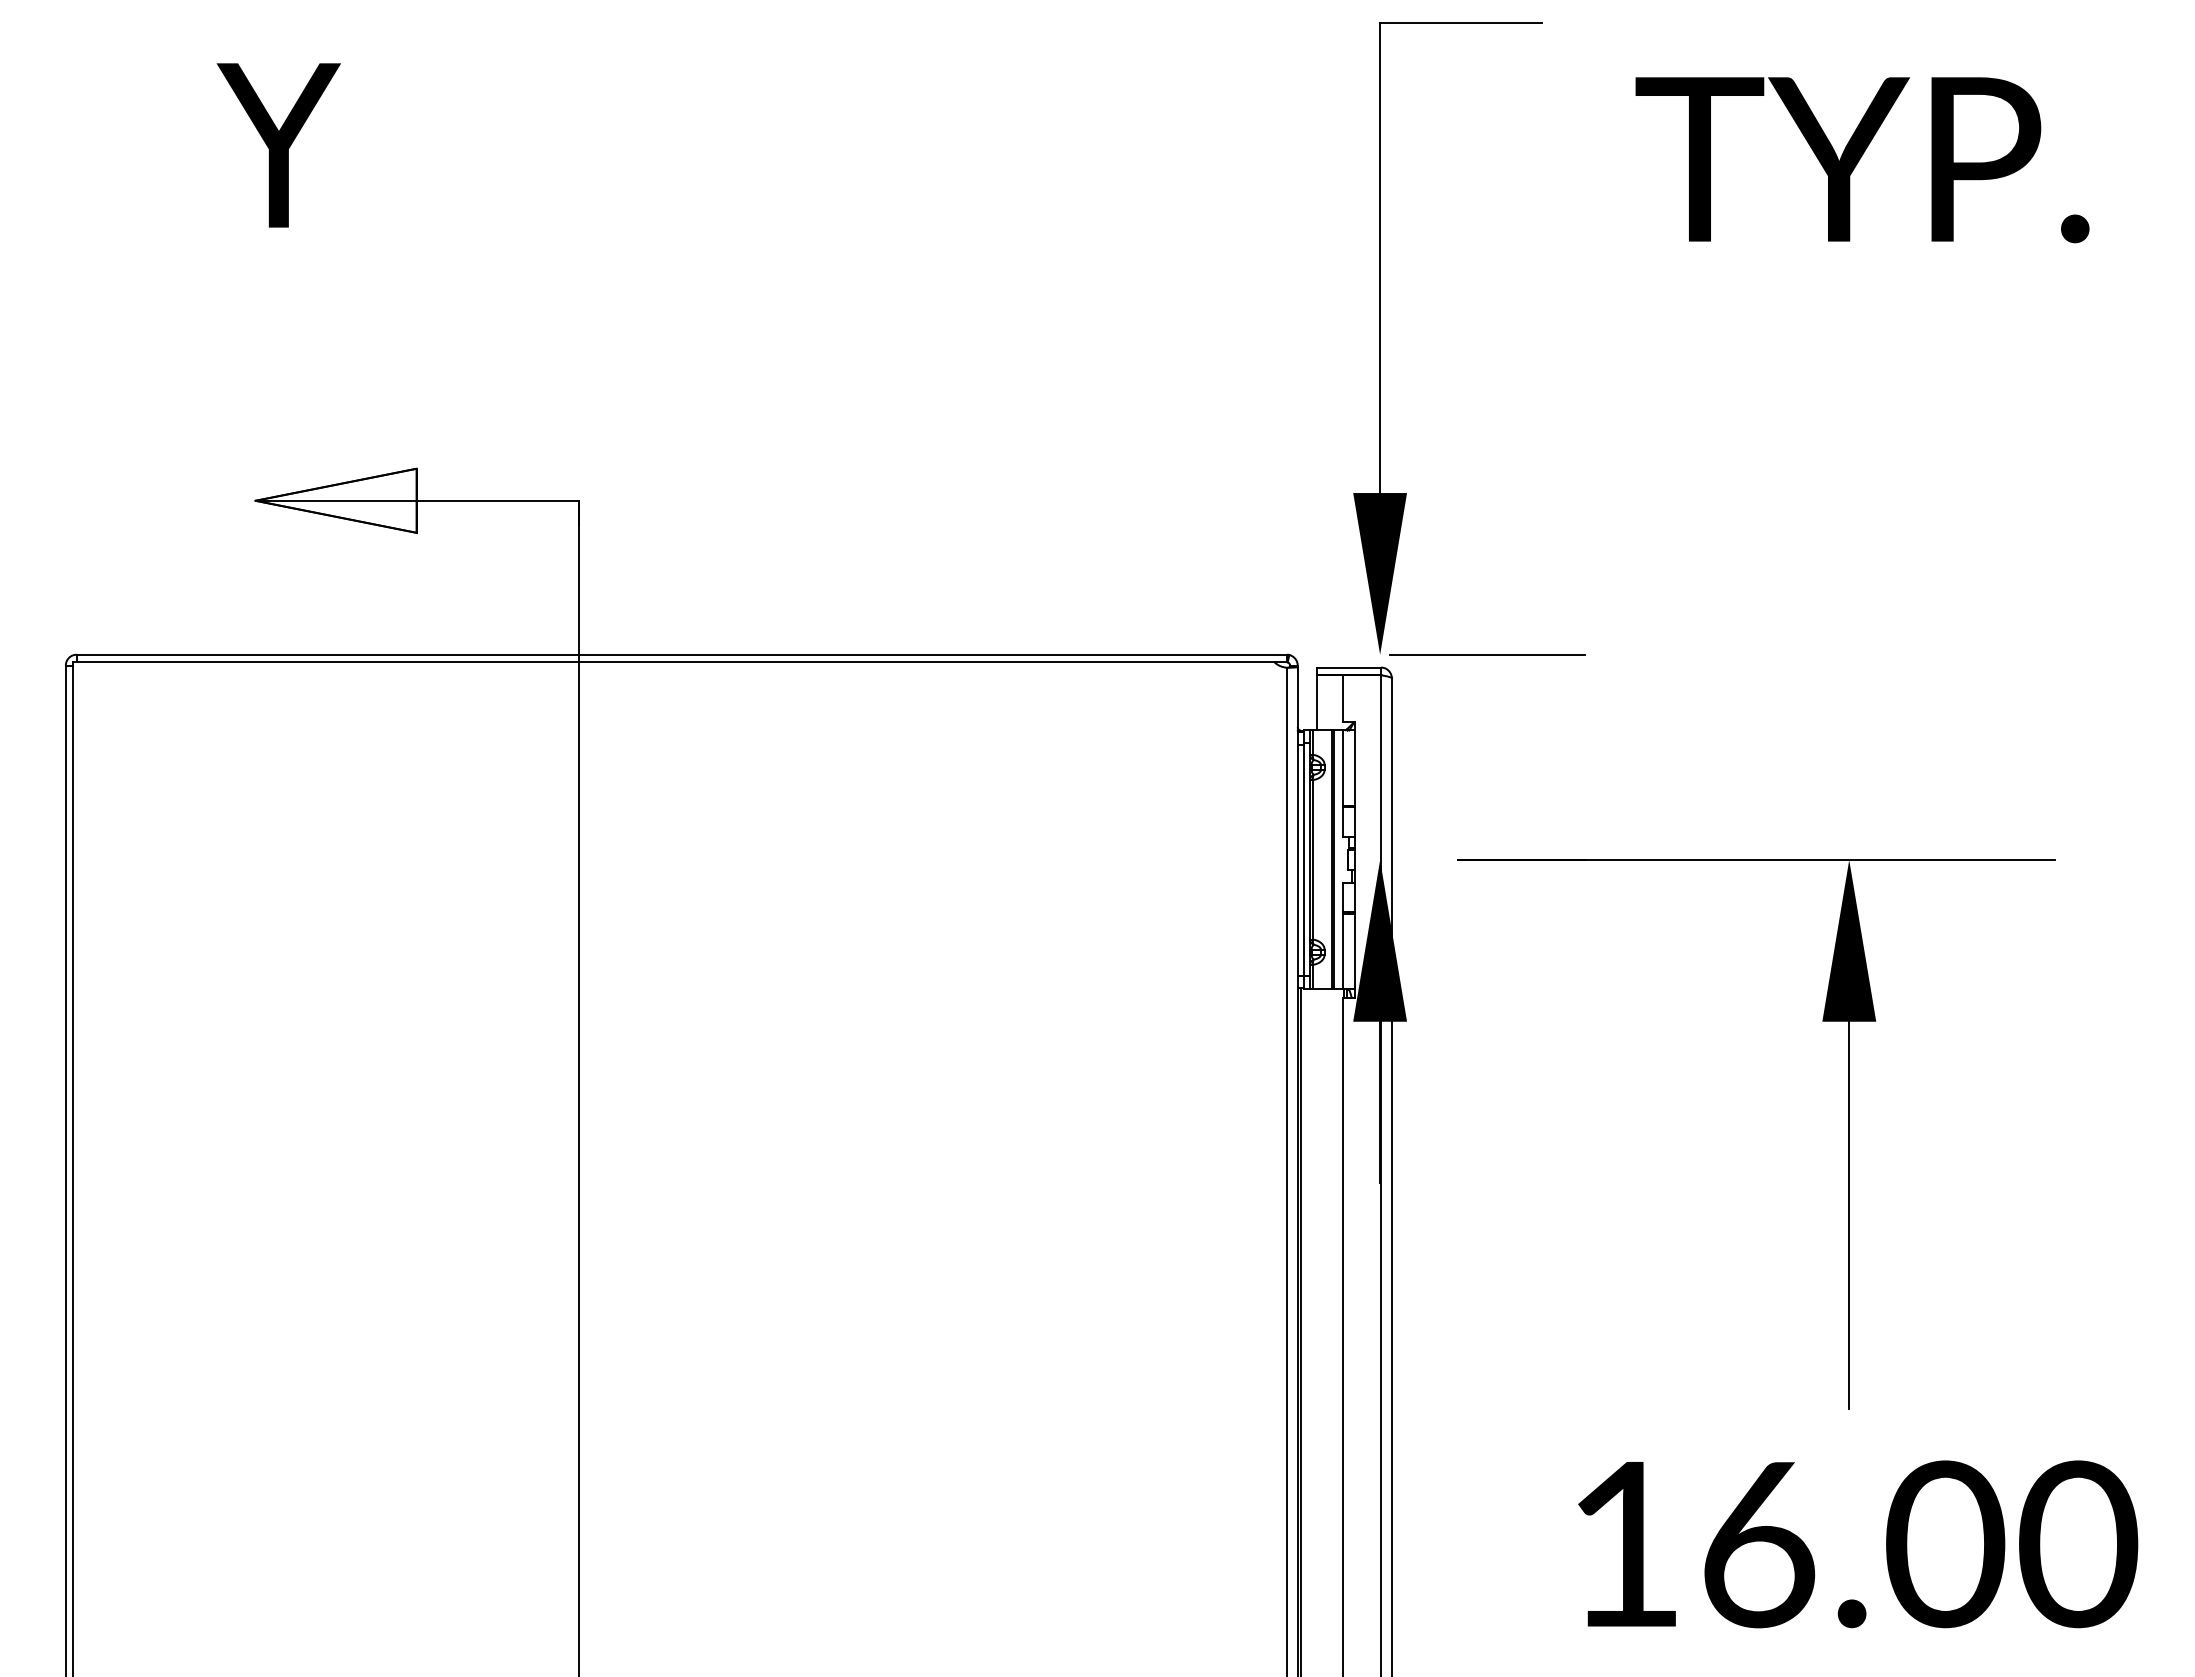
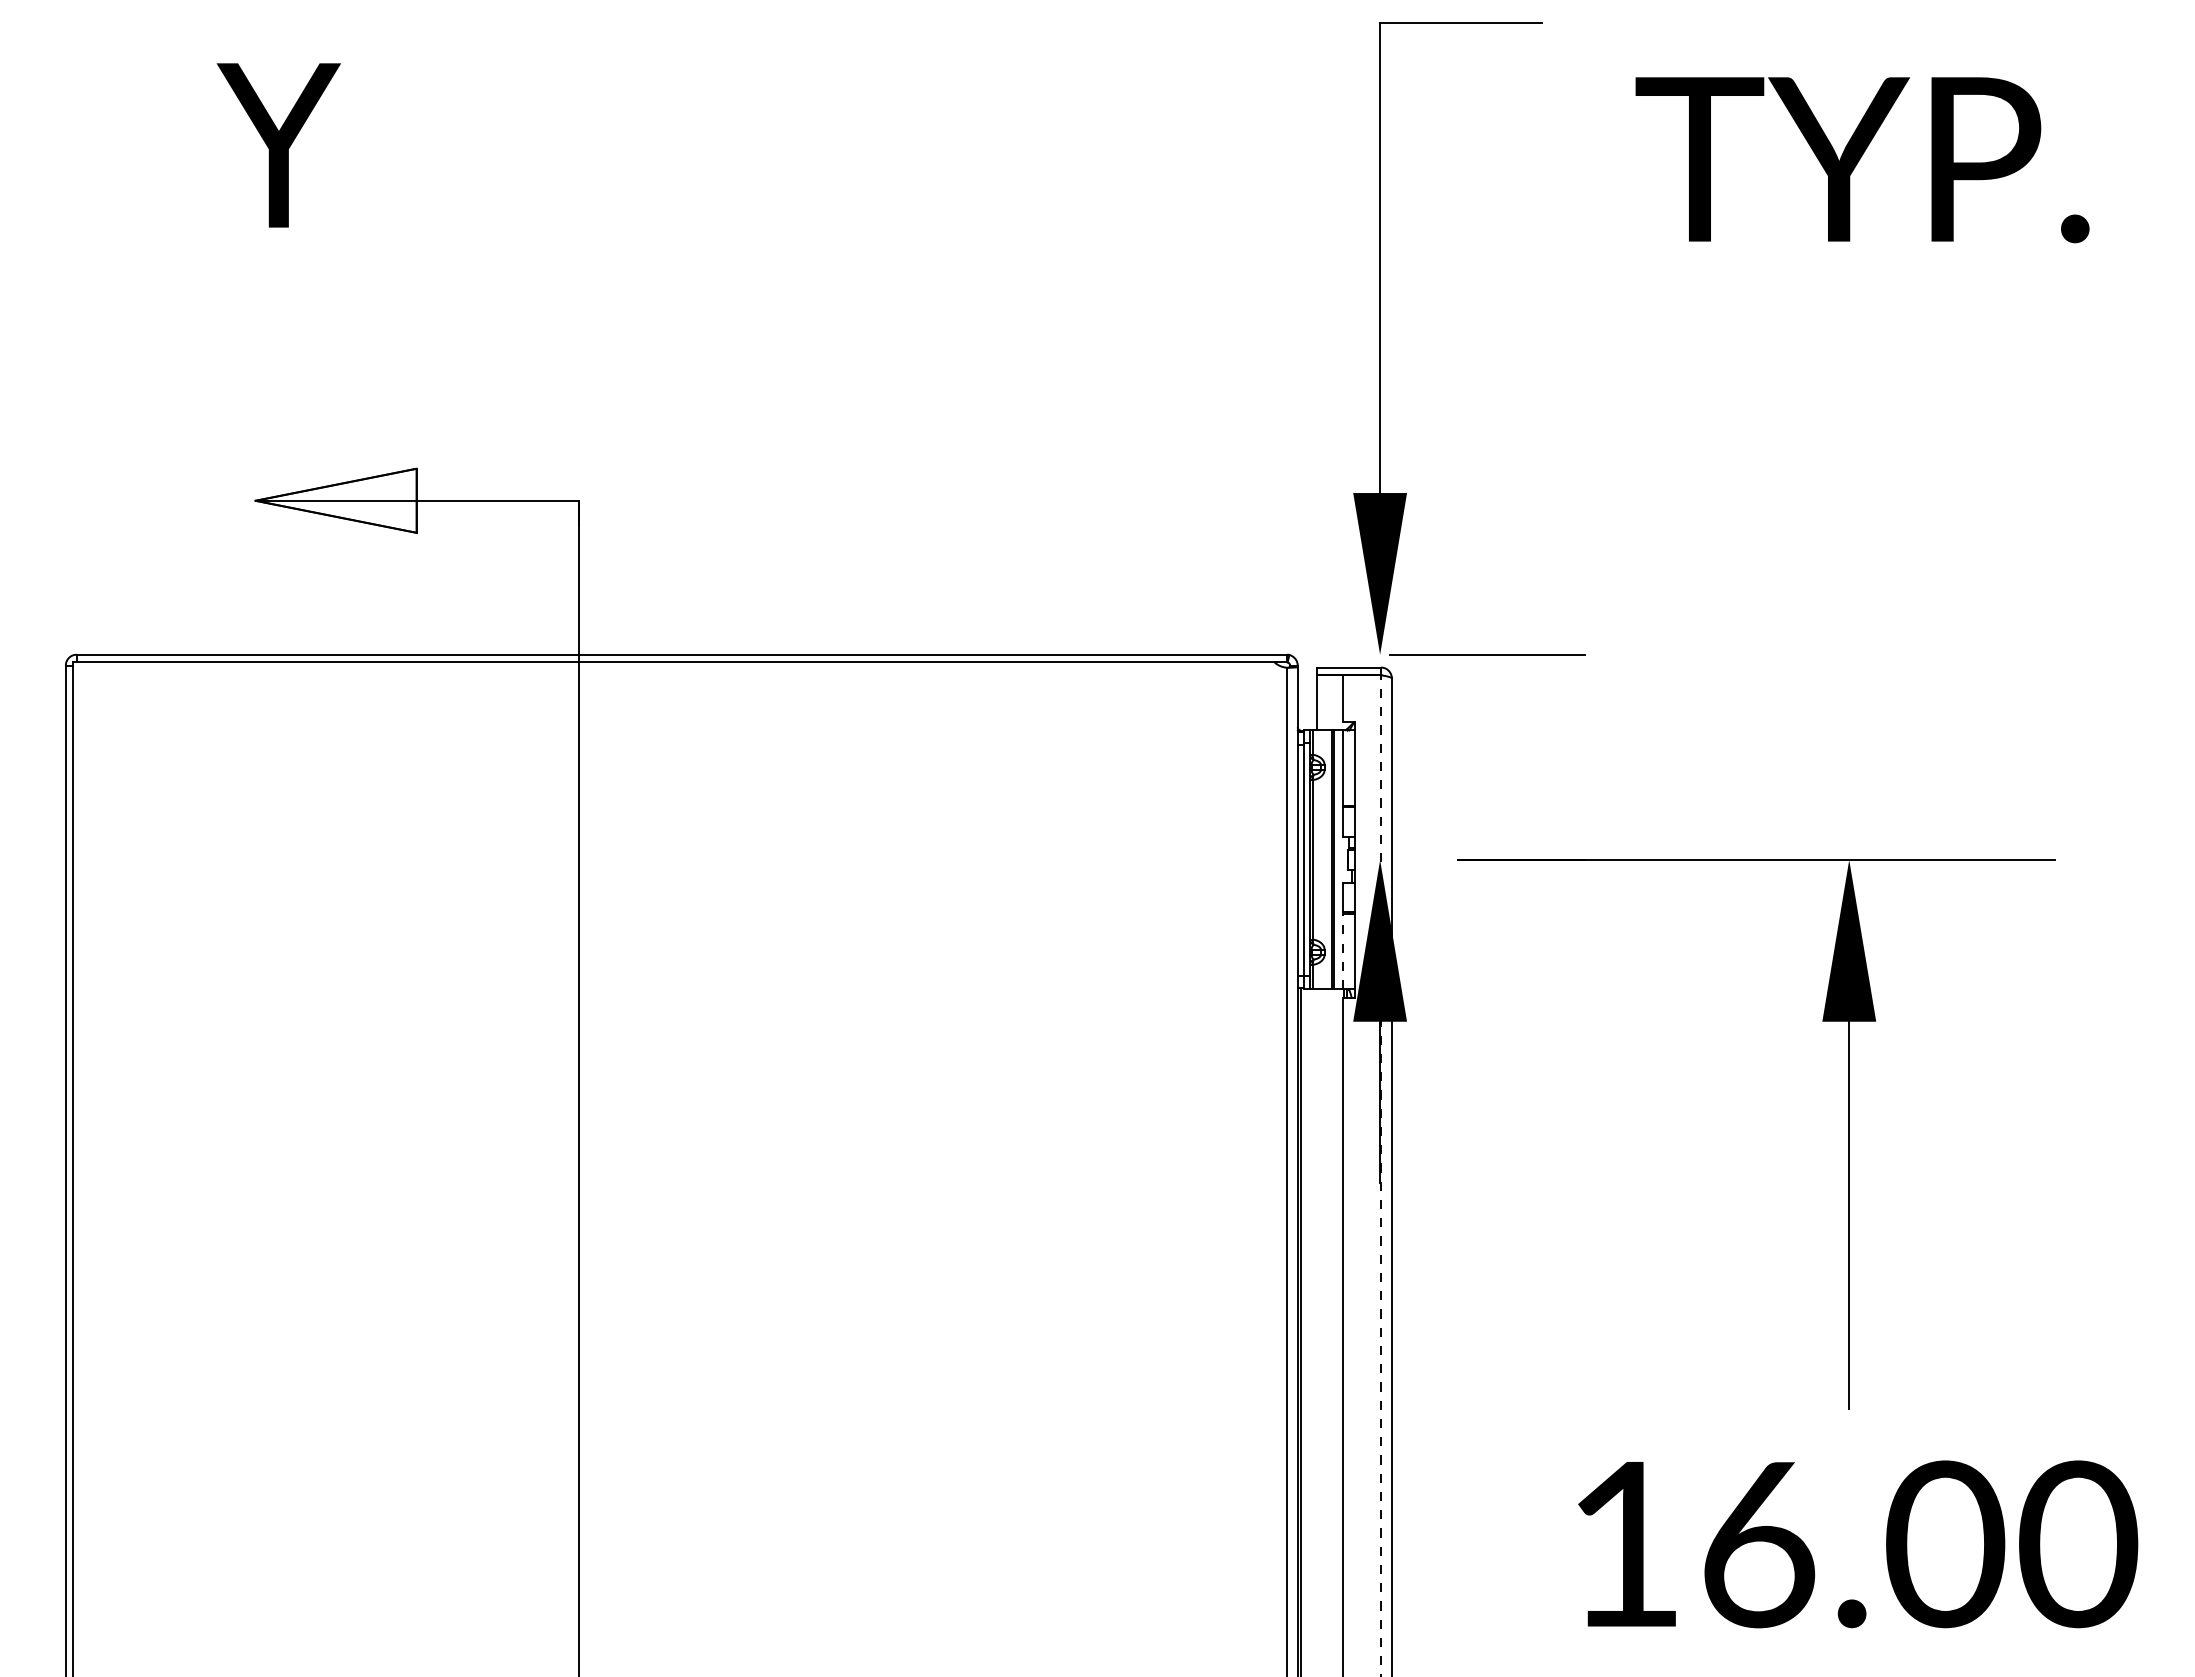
line: solid -> dashed (1342, 951)
line: solid -> dashed (1381, 1175)
